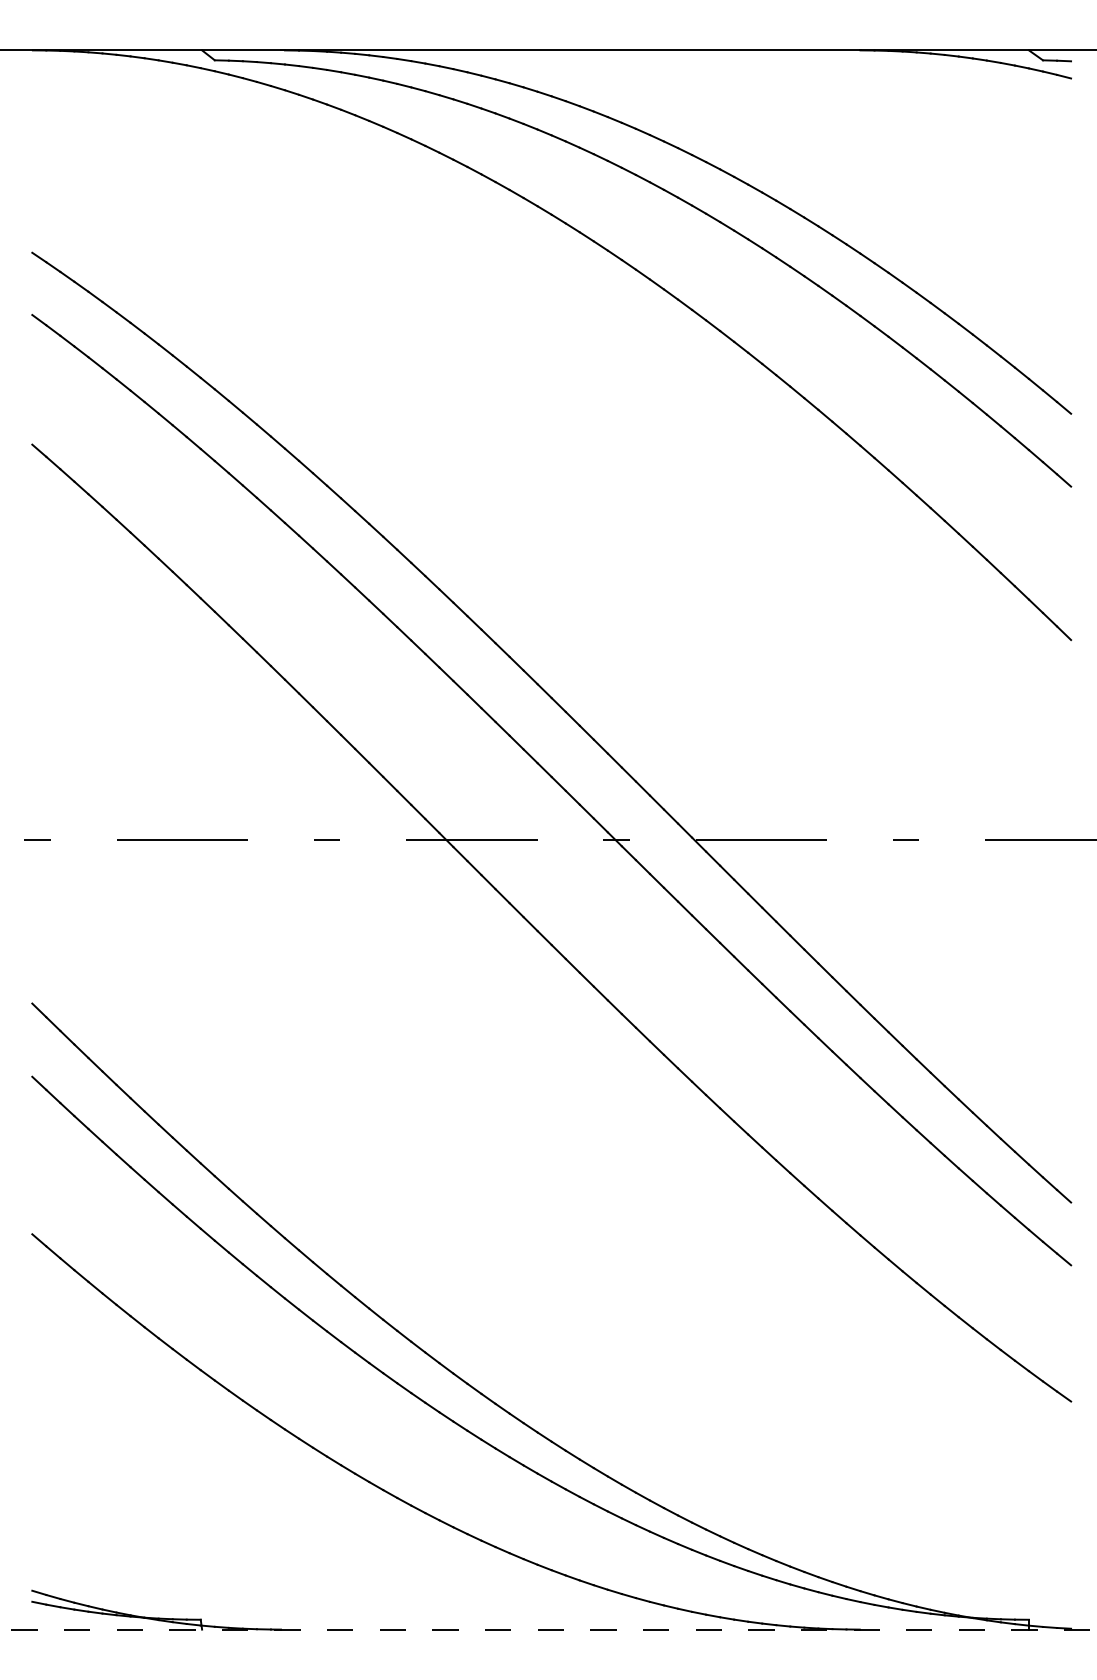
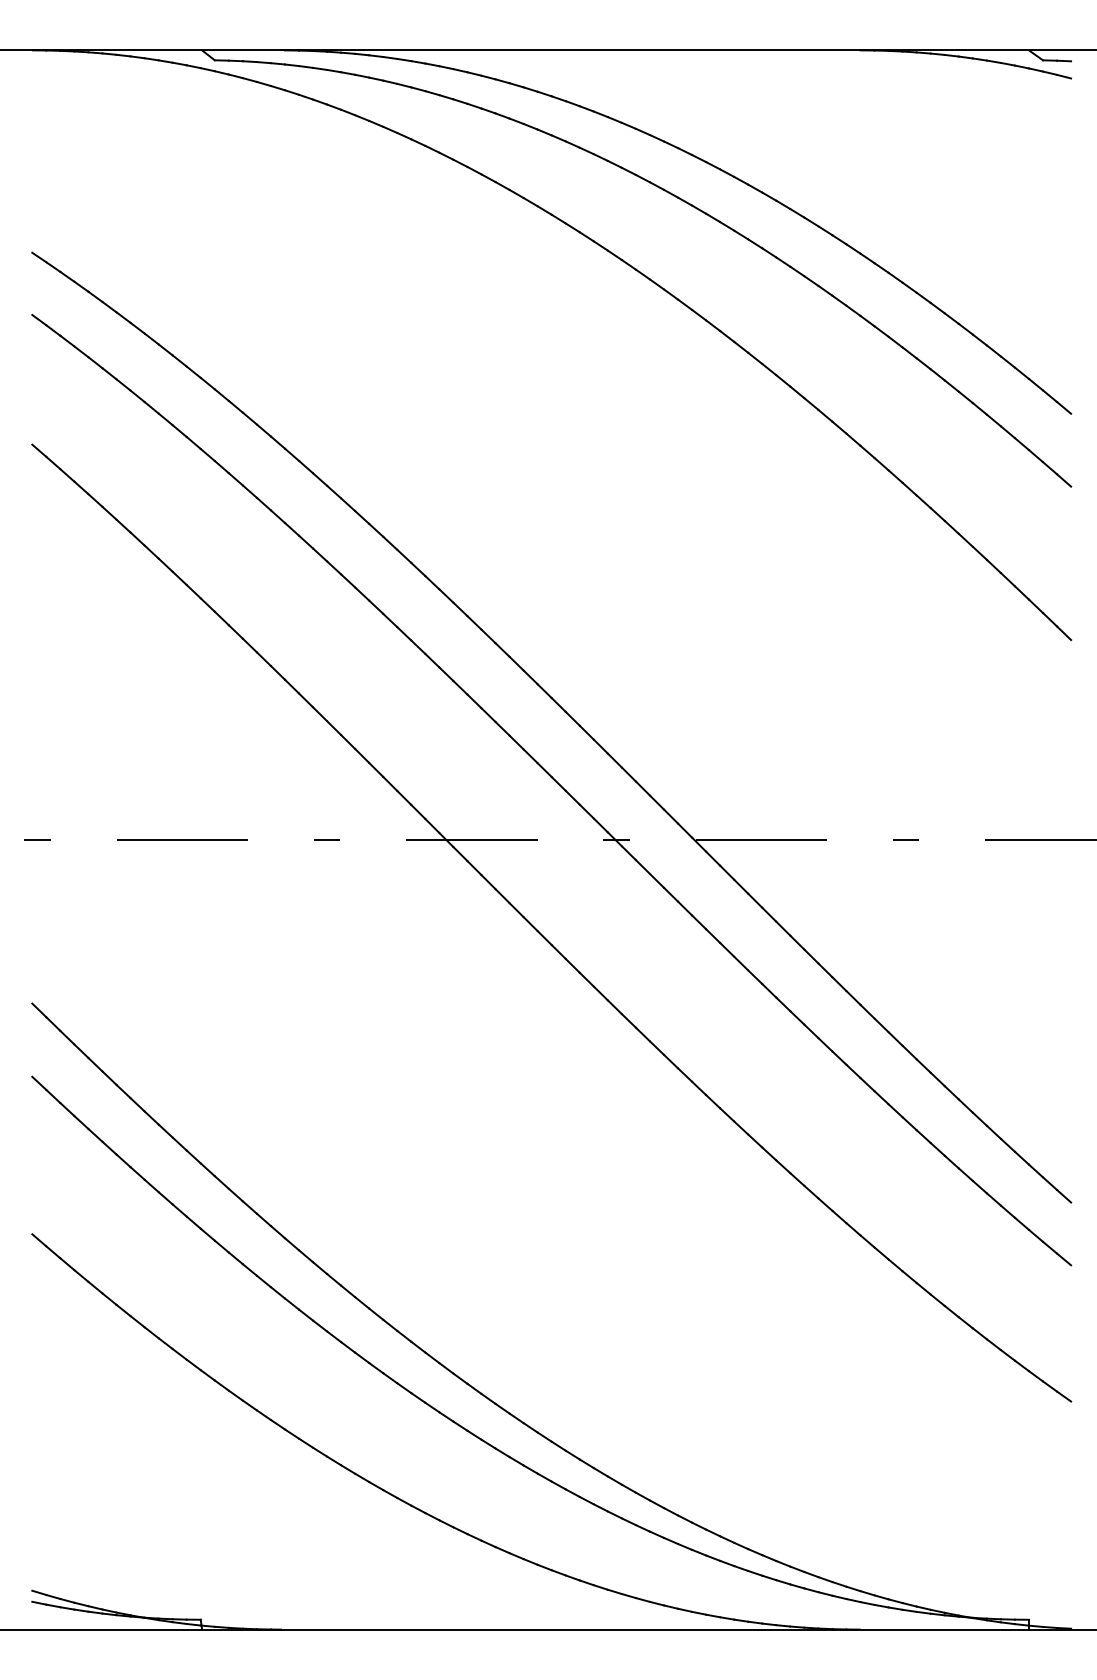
line: dashed -> solid (548, 1629)
